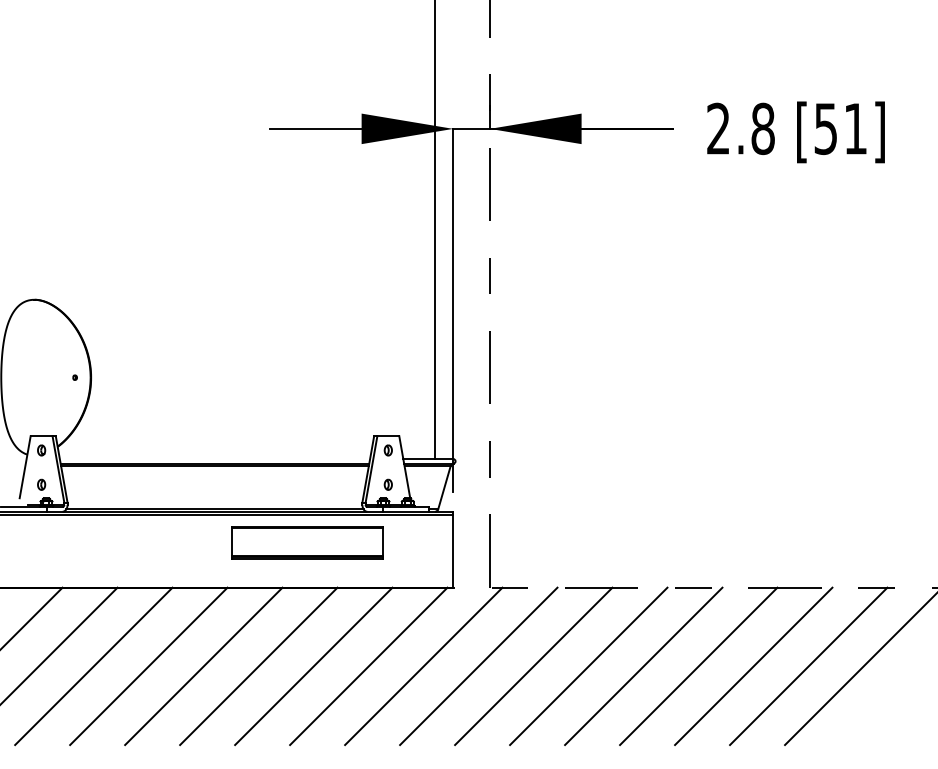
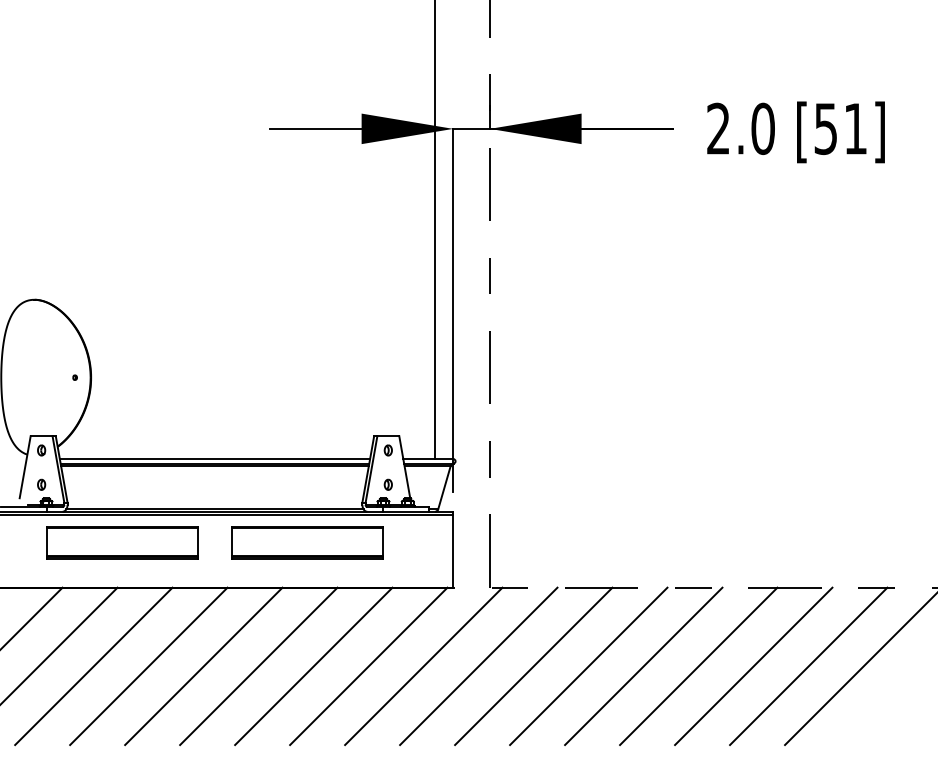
text: 2.8 -> 2.0 (762, 128)
line: none -> present (214, 459)
part: none -> present (122, 542)
